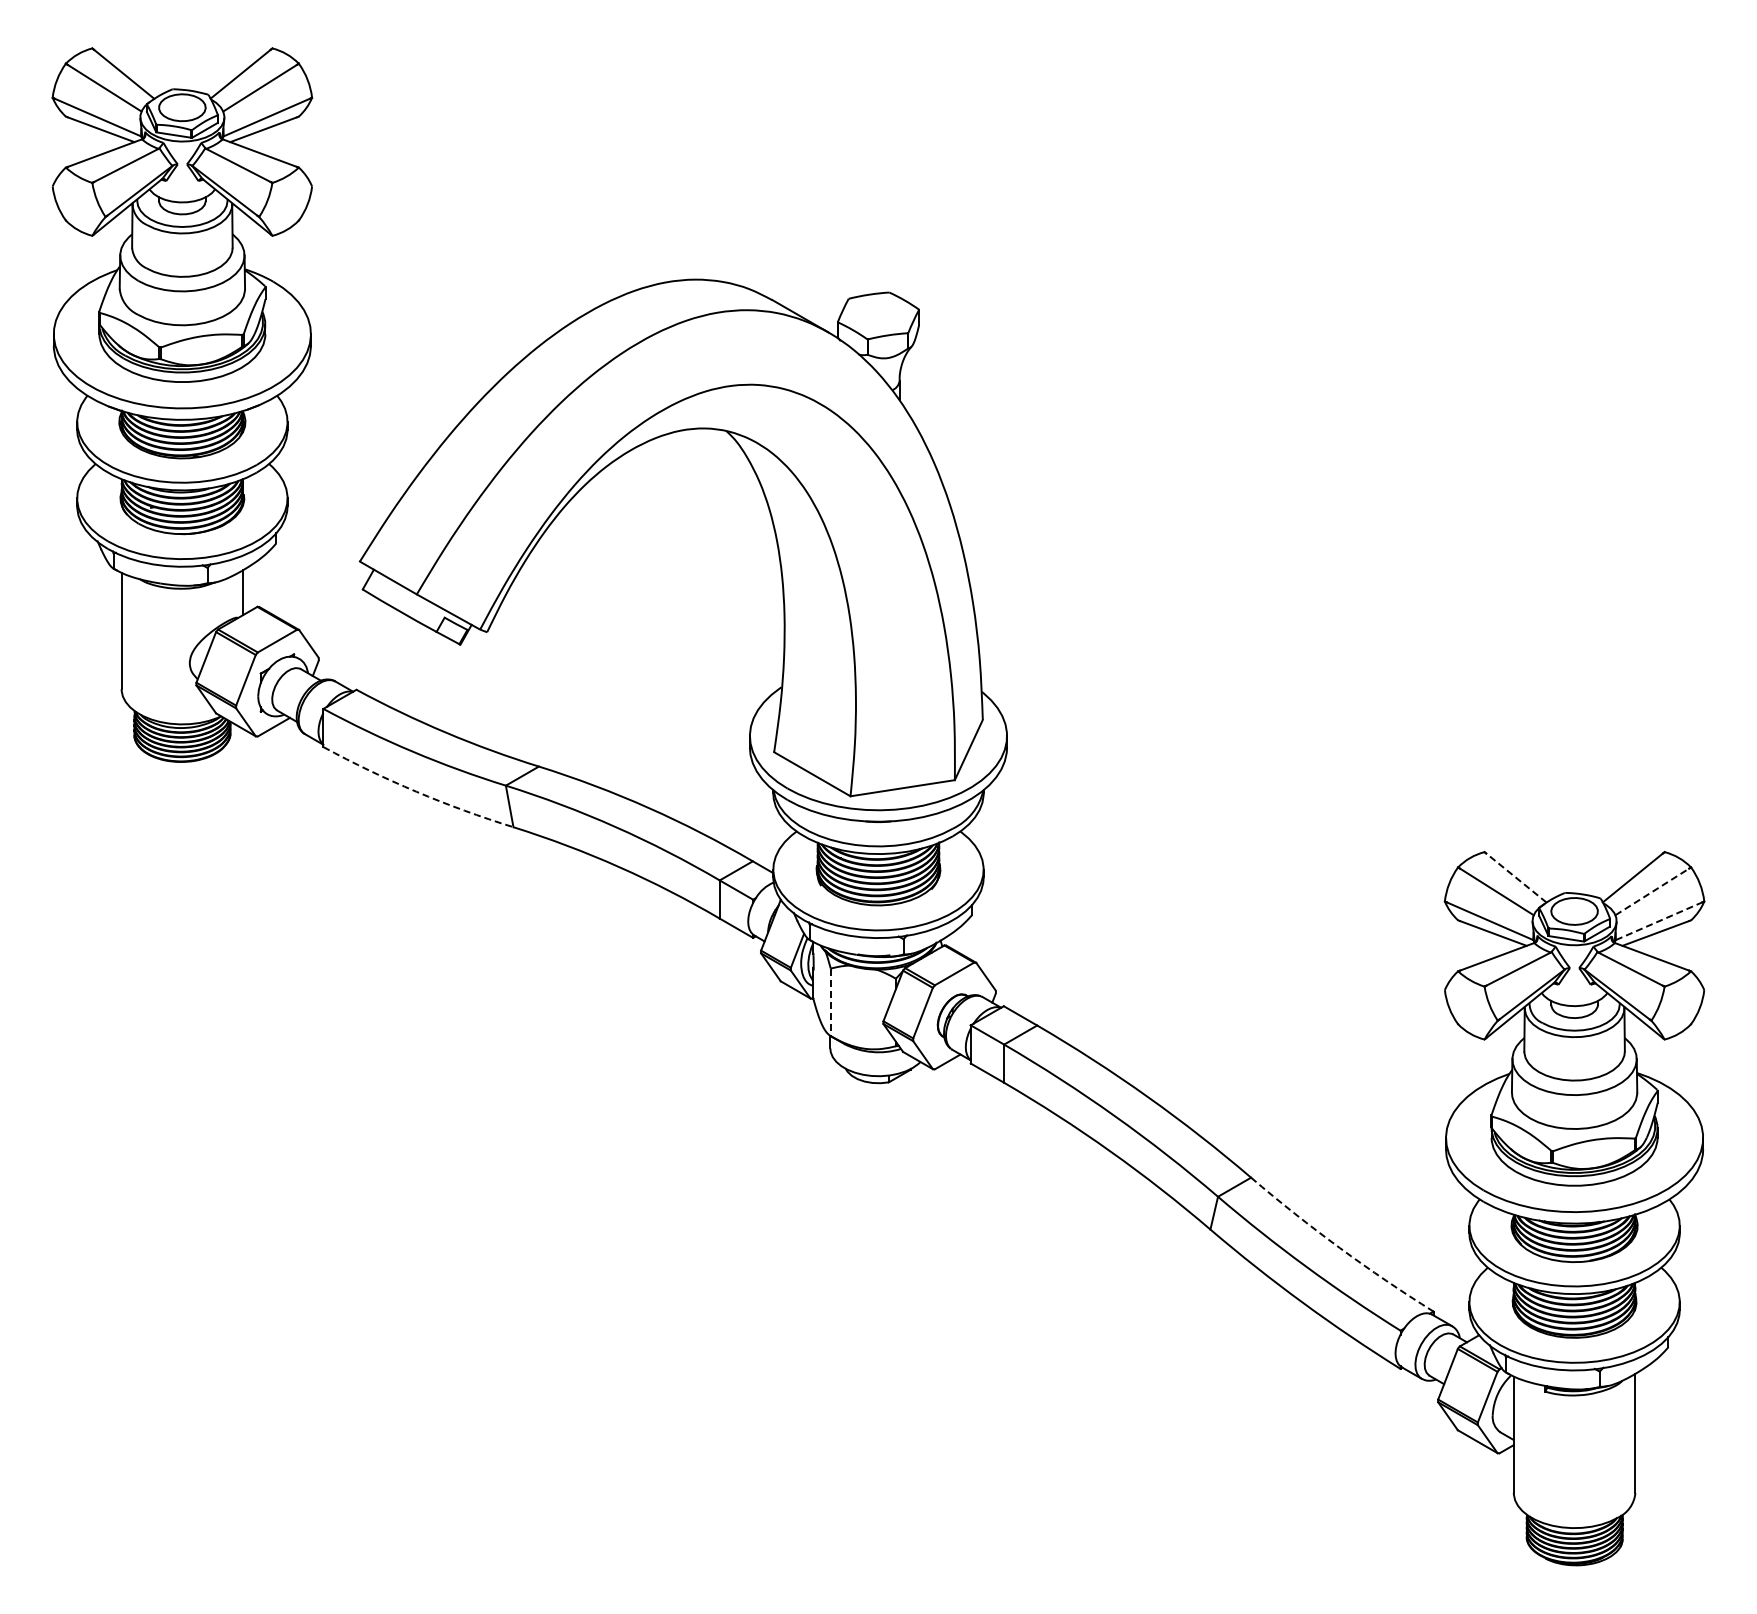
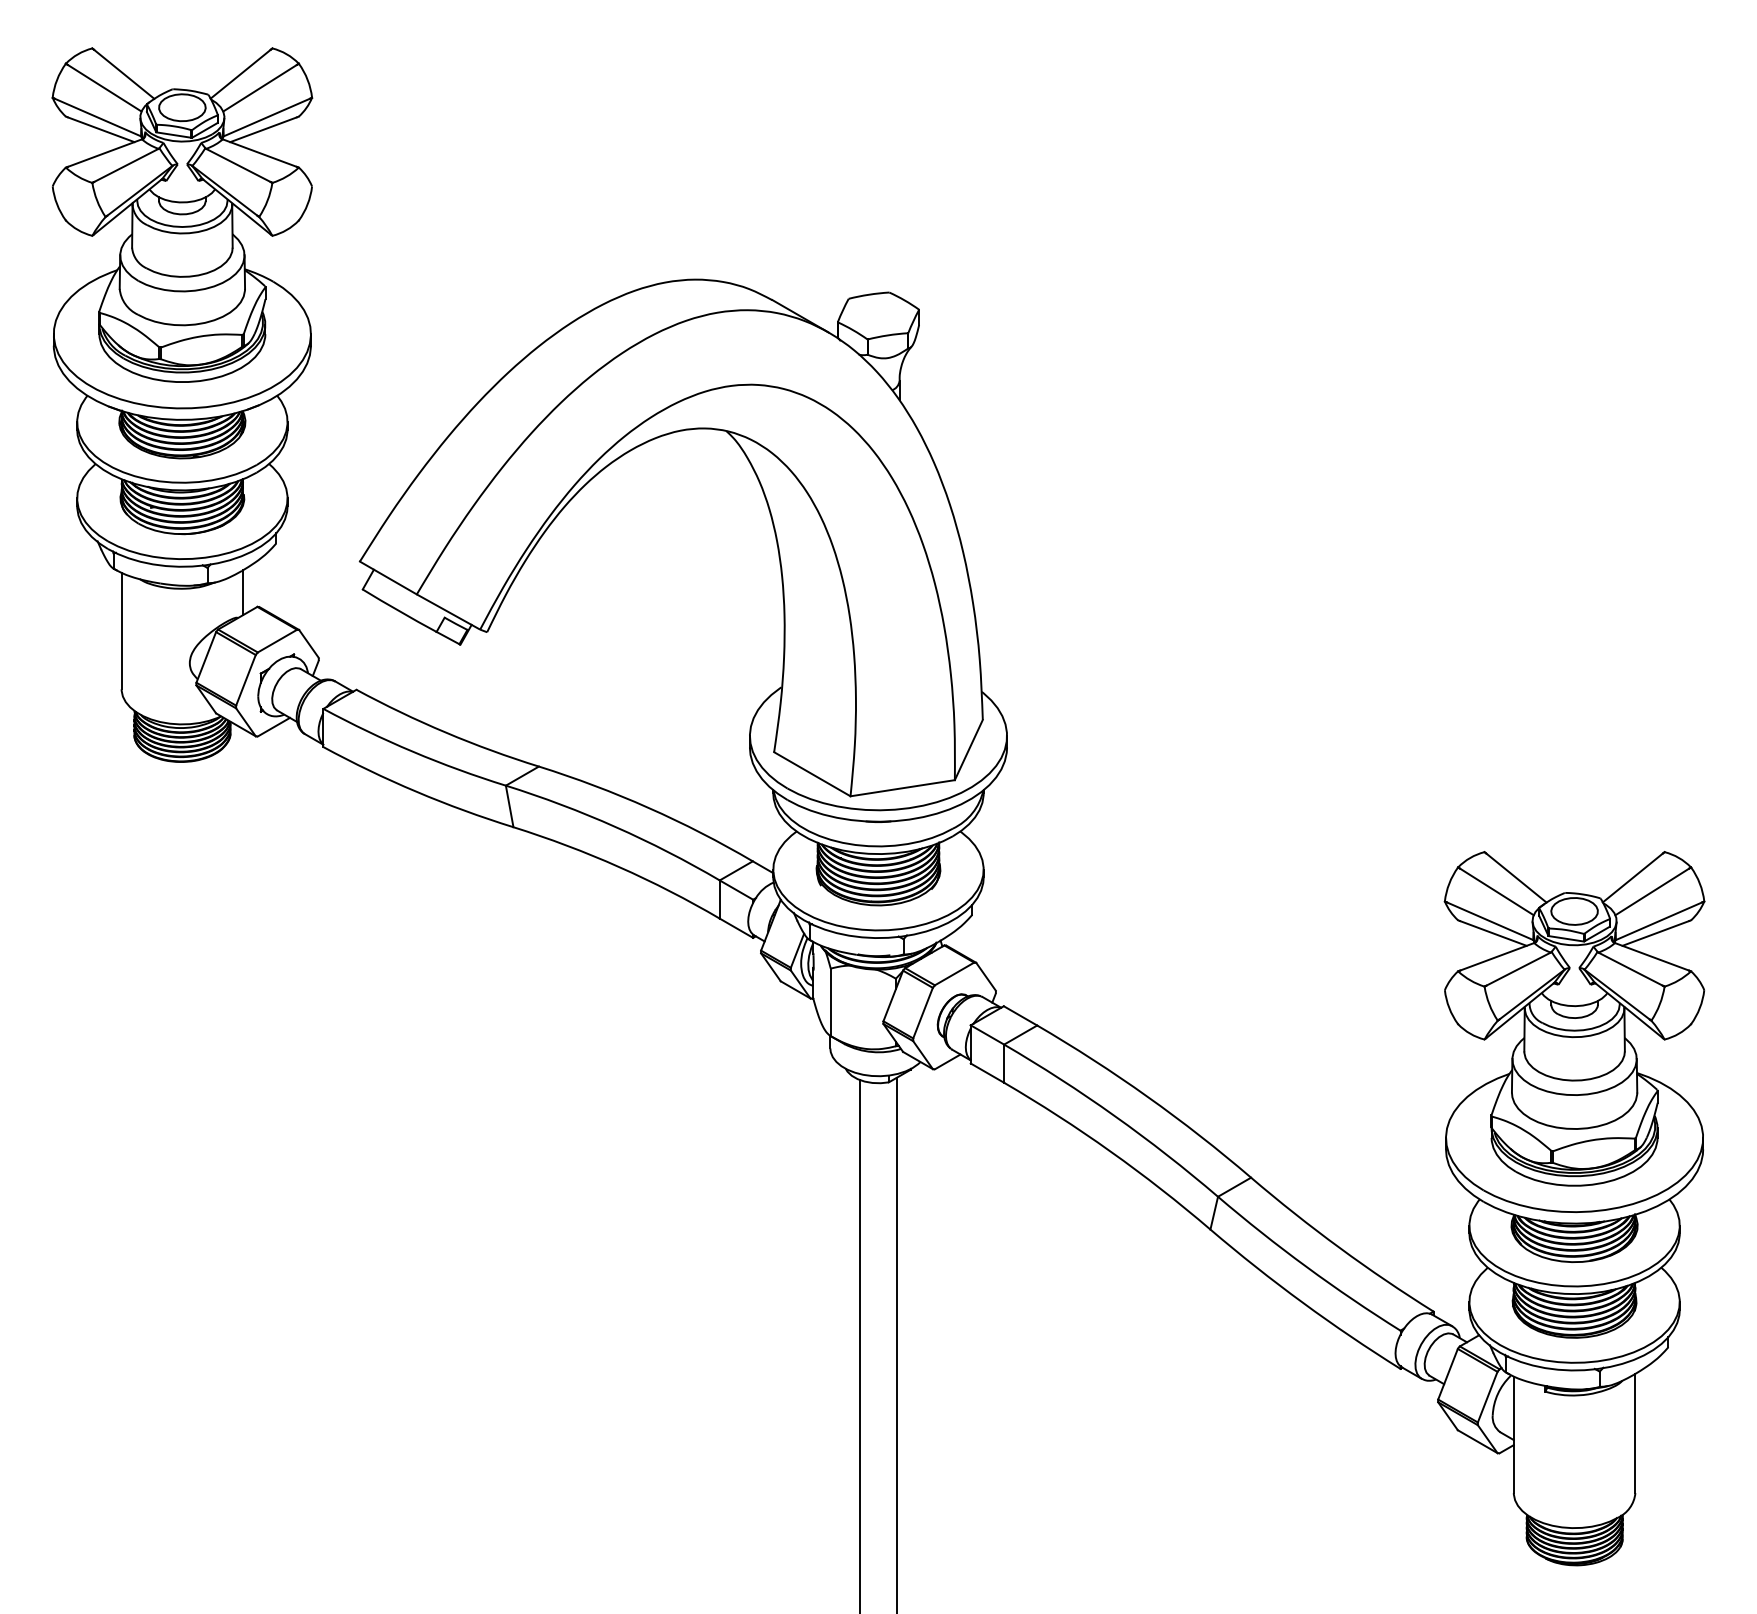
arc: dashed -> solid (416, 791)
line: dashed -> solid (1516, 878)
line: dashed -> solid (1652, 891)
line: dashed -> solid (1659, 921)
line: dashed -> solid (830, 1002)
arc: dashed -> solid (1339, 1248)
line: none -> present (897, 1343)
line: none -> present (859, 1345)
